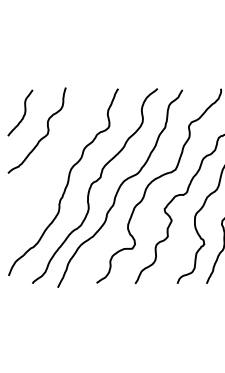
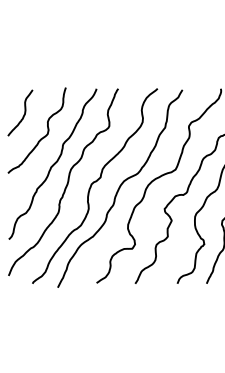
curve: none -> present (53, 163)
